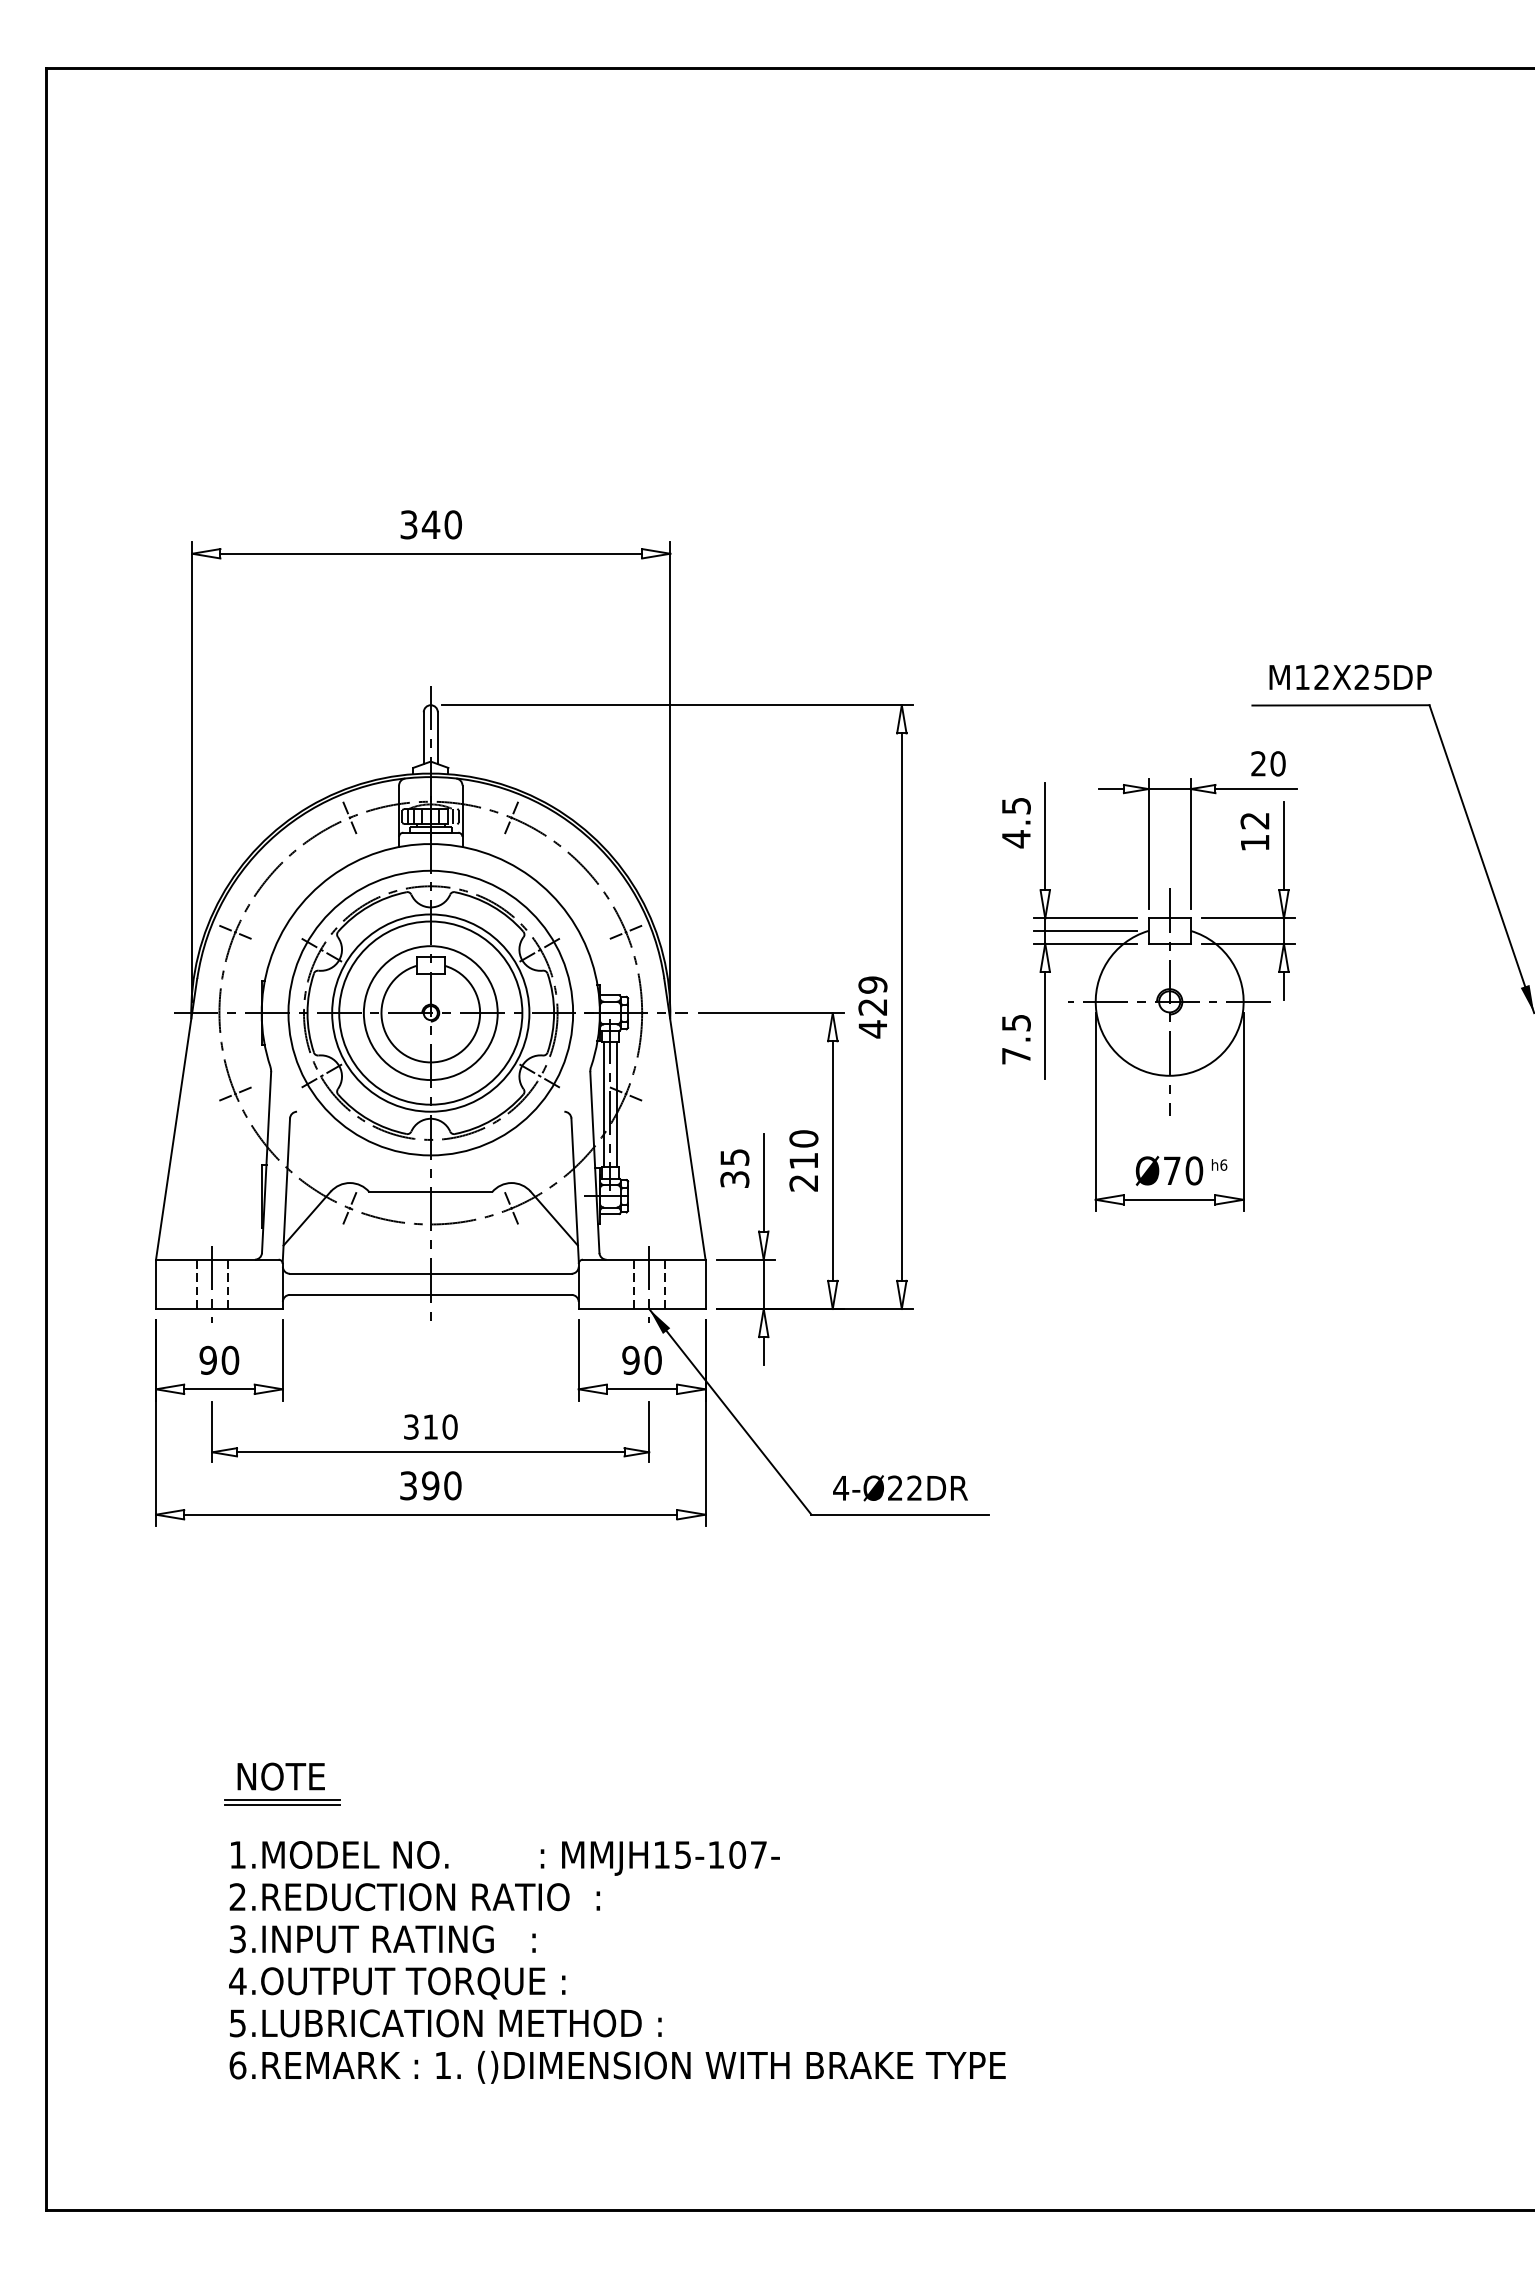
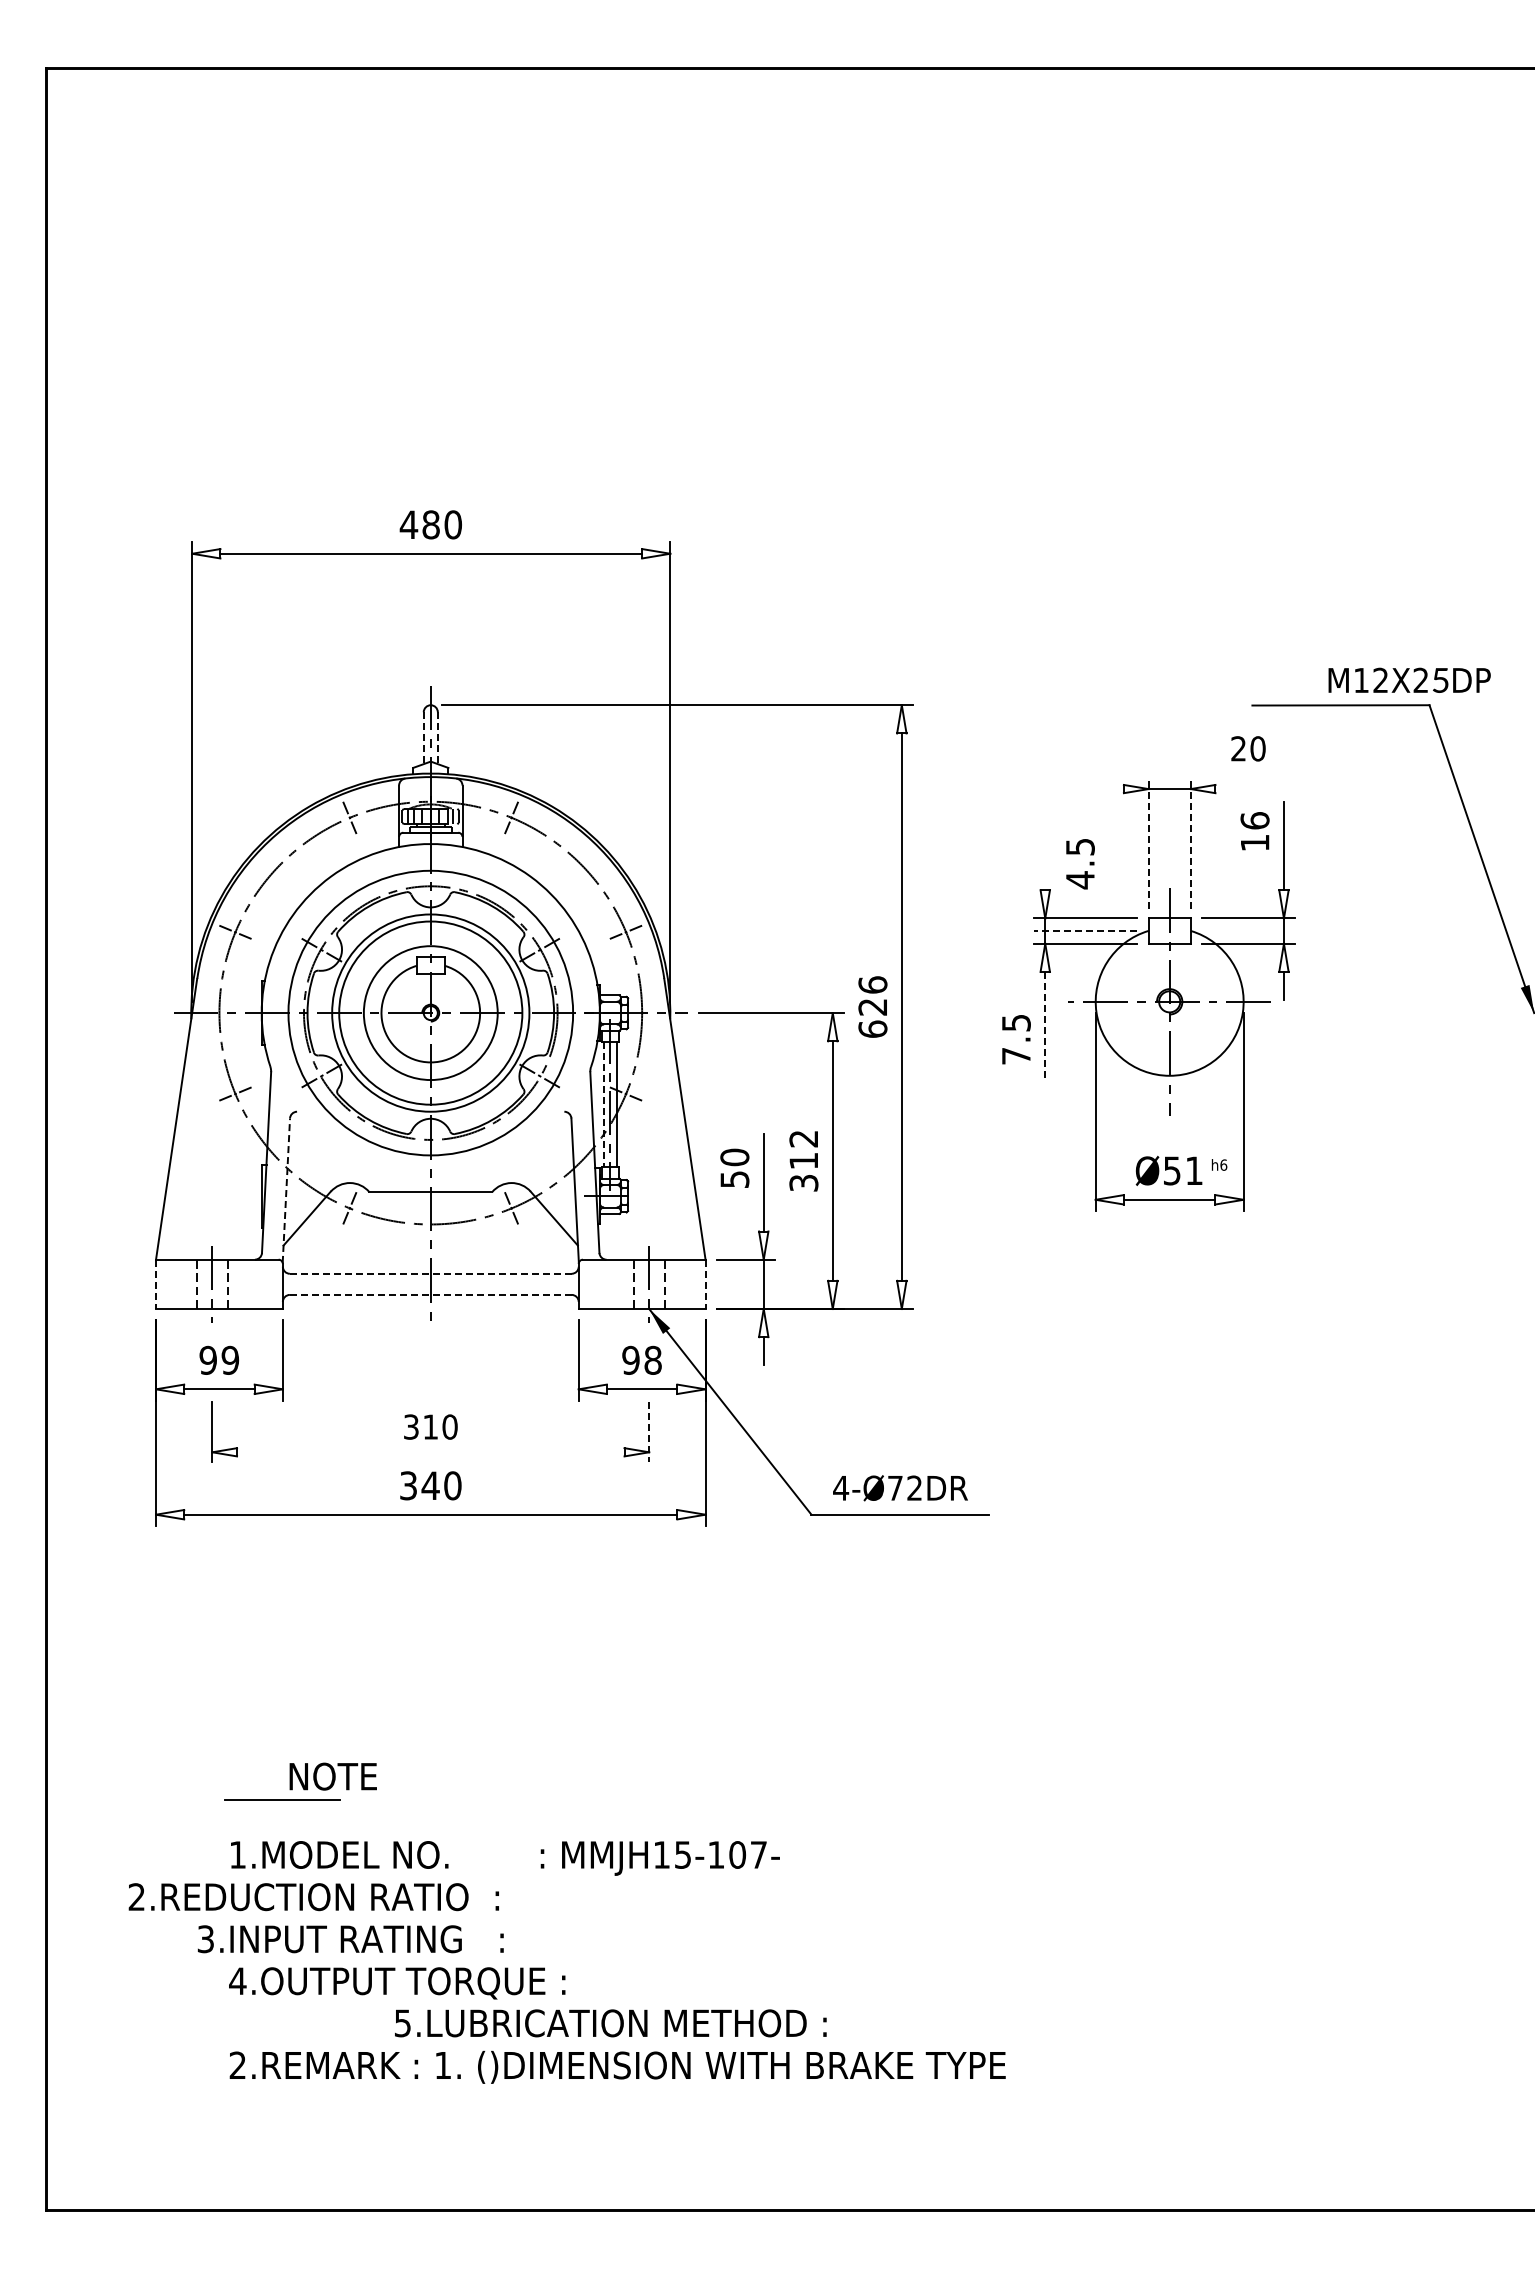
text: 340 -> 480 (419, 524)
text position: (1350, 676) -> (1409, 679) (1409, 679)
line: solid -> dashed (423, 738)
line: solid -> dashed (437, 738)
text position: (1268, 763) -> (1248, 748) (1248, 748)
line: present -> none (1111, 789)
line: present -> none (1255, 789)
text: 12 -> 16 (1254, 820)
text position: (1016, 823) -> (1080, 864) (1080, 864)
line: present -> none (1045, 836)
line: solid -> dashed (1148, 843)
line: solid -> dashed (1190, 843)
line: solid -> dashed (1085, 930)
text: 429 -> 626 (872, 1007)
line: solid -> dashed (1045, 1025)
line: solid -> dashed (603, 1104)
text: 210 -> 312 (803, 1160)
text: 35 -> 50 (734, 1167)
text: Ø70 -> Ø51 (1183, 1170)
line: solid -> dashed (286, 1190)
line: solid -> dashed (430, 1273)
line: solid -> dashed (156, 1284)
line: solid -> dashed (705, 1284)
line: solid -> dashed (430, 1294)
text: 90 -> 99 (230, 1360)
text: 90 -> 98 (652, 1360)
line: solid -> dashed (649, 1432)
line: present -> none (430, 1452)
text: 390 -> 340 (430, 1485)
text: 4-Ø22DR -> 4-Ø72DR (895, 1487)
text position: (280, 1776) -> (332, 1776) (332, 1776)
line: present -> none (282, 1805)
text position: (414, 1897) -> (313, 1897) (313, 1897)
text position: (382, 1939) -> (350, 1939) (350, 1939)
text position: (445, 2023) -> (610, 2023) (610, 2023)
text: 6.REMARK -> 2.REMARK (237, 2065)
